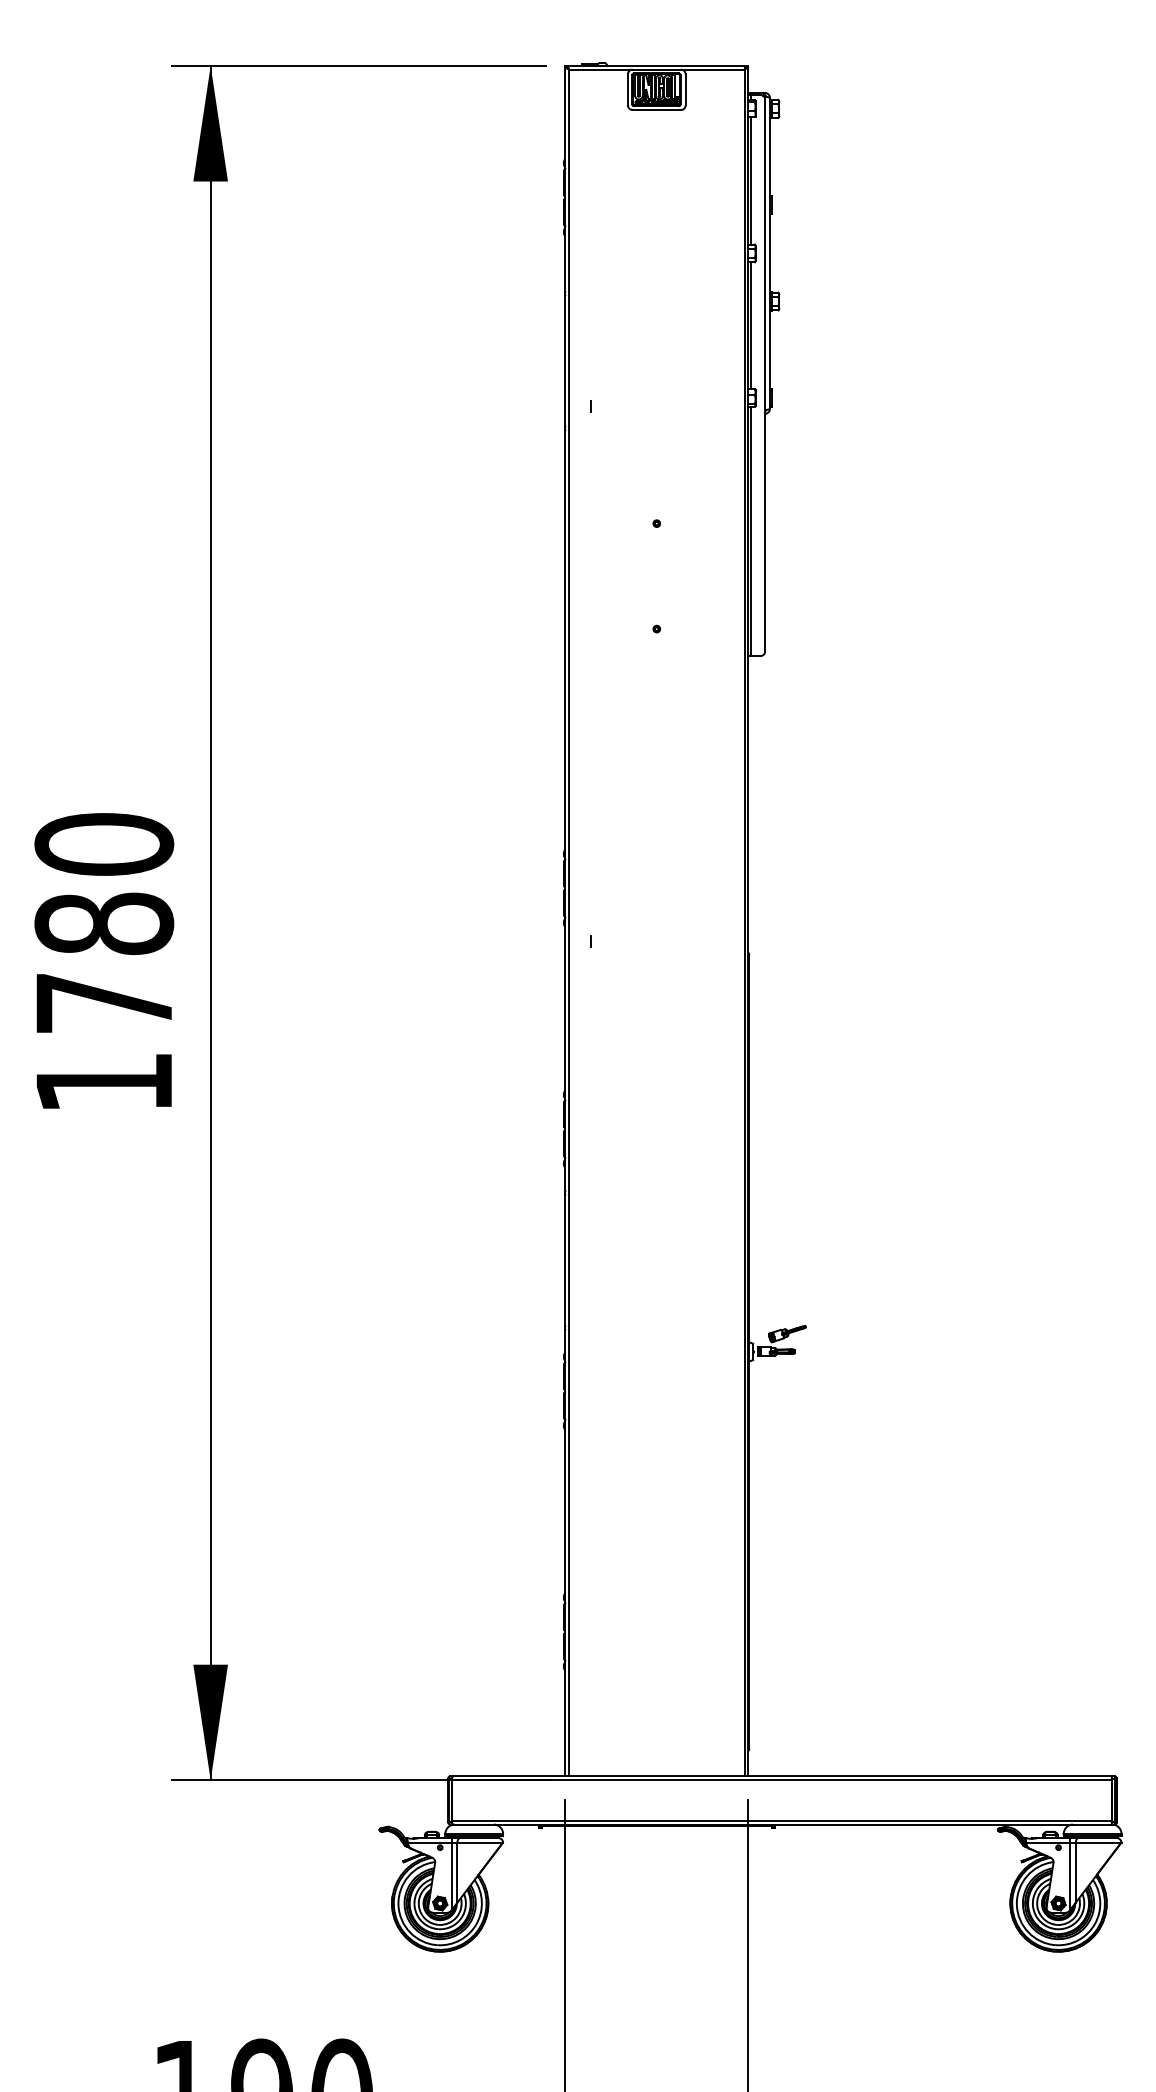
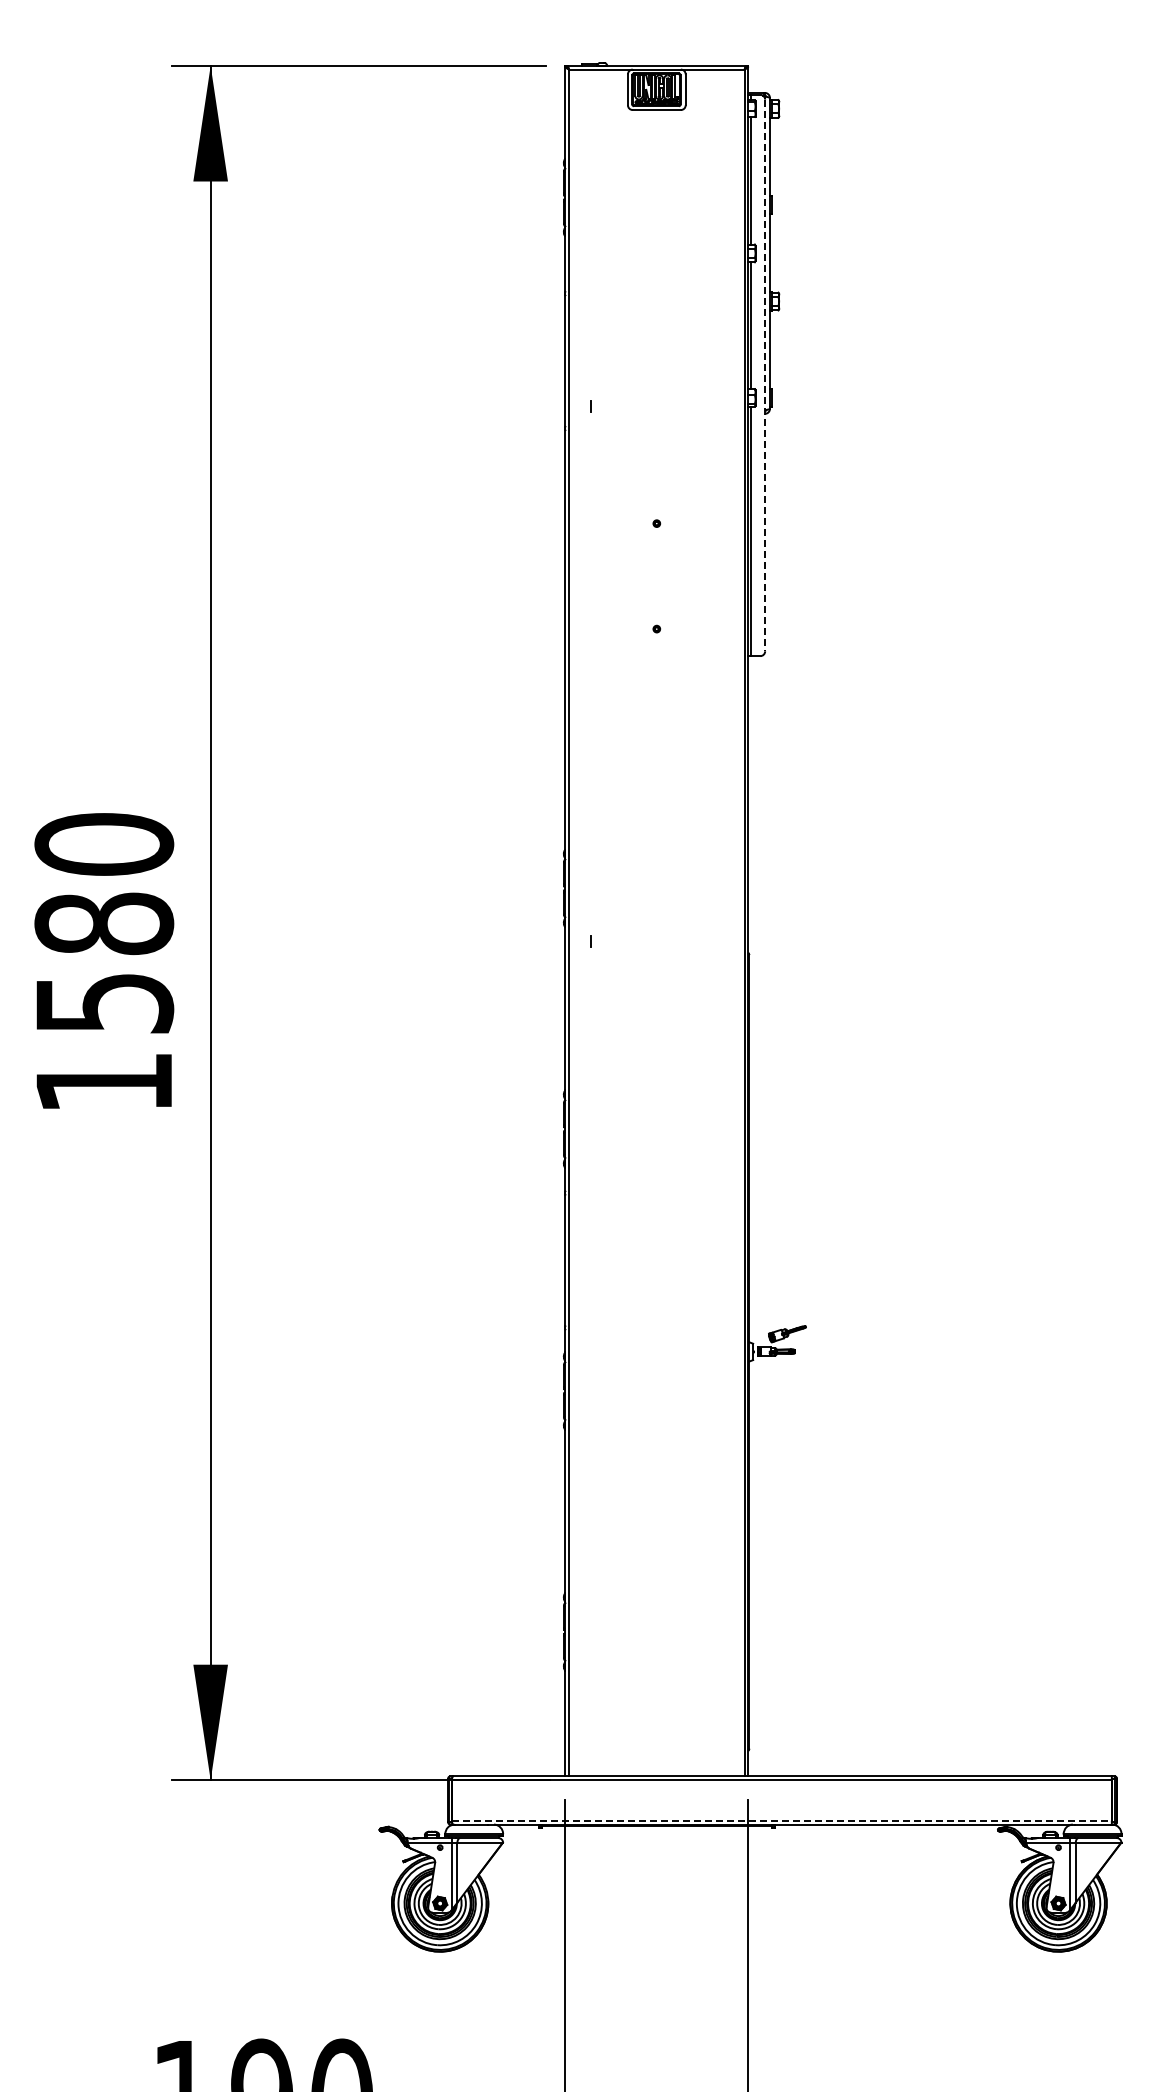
line: solid -> dashed (765, 375)
text: 1780 -> 1580 (105, 1003)
line: solid -> dashed (781, 1820)
